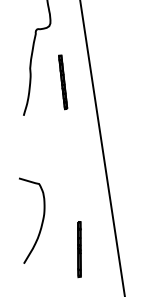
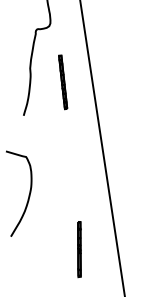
curve position: (41, 221) -> (28, 194) (28, 194)
